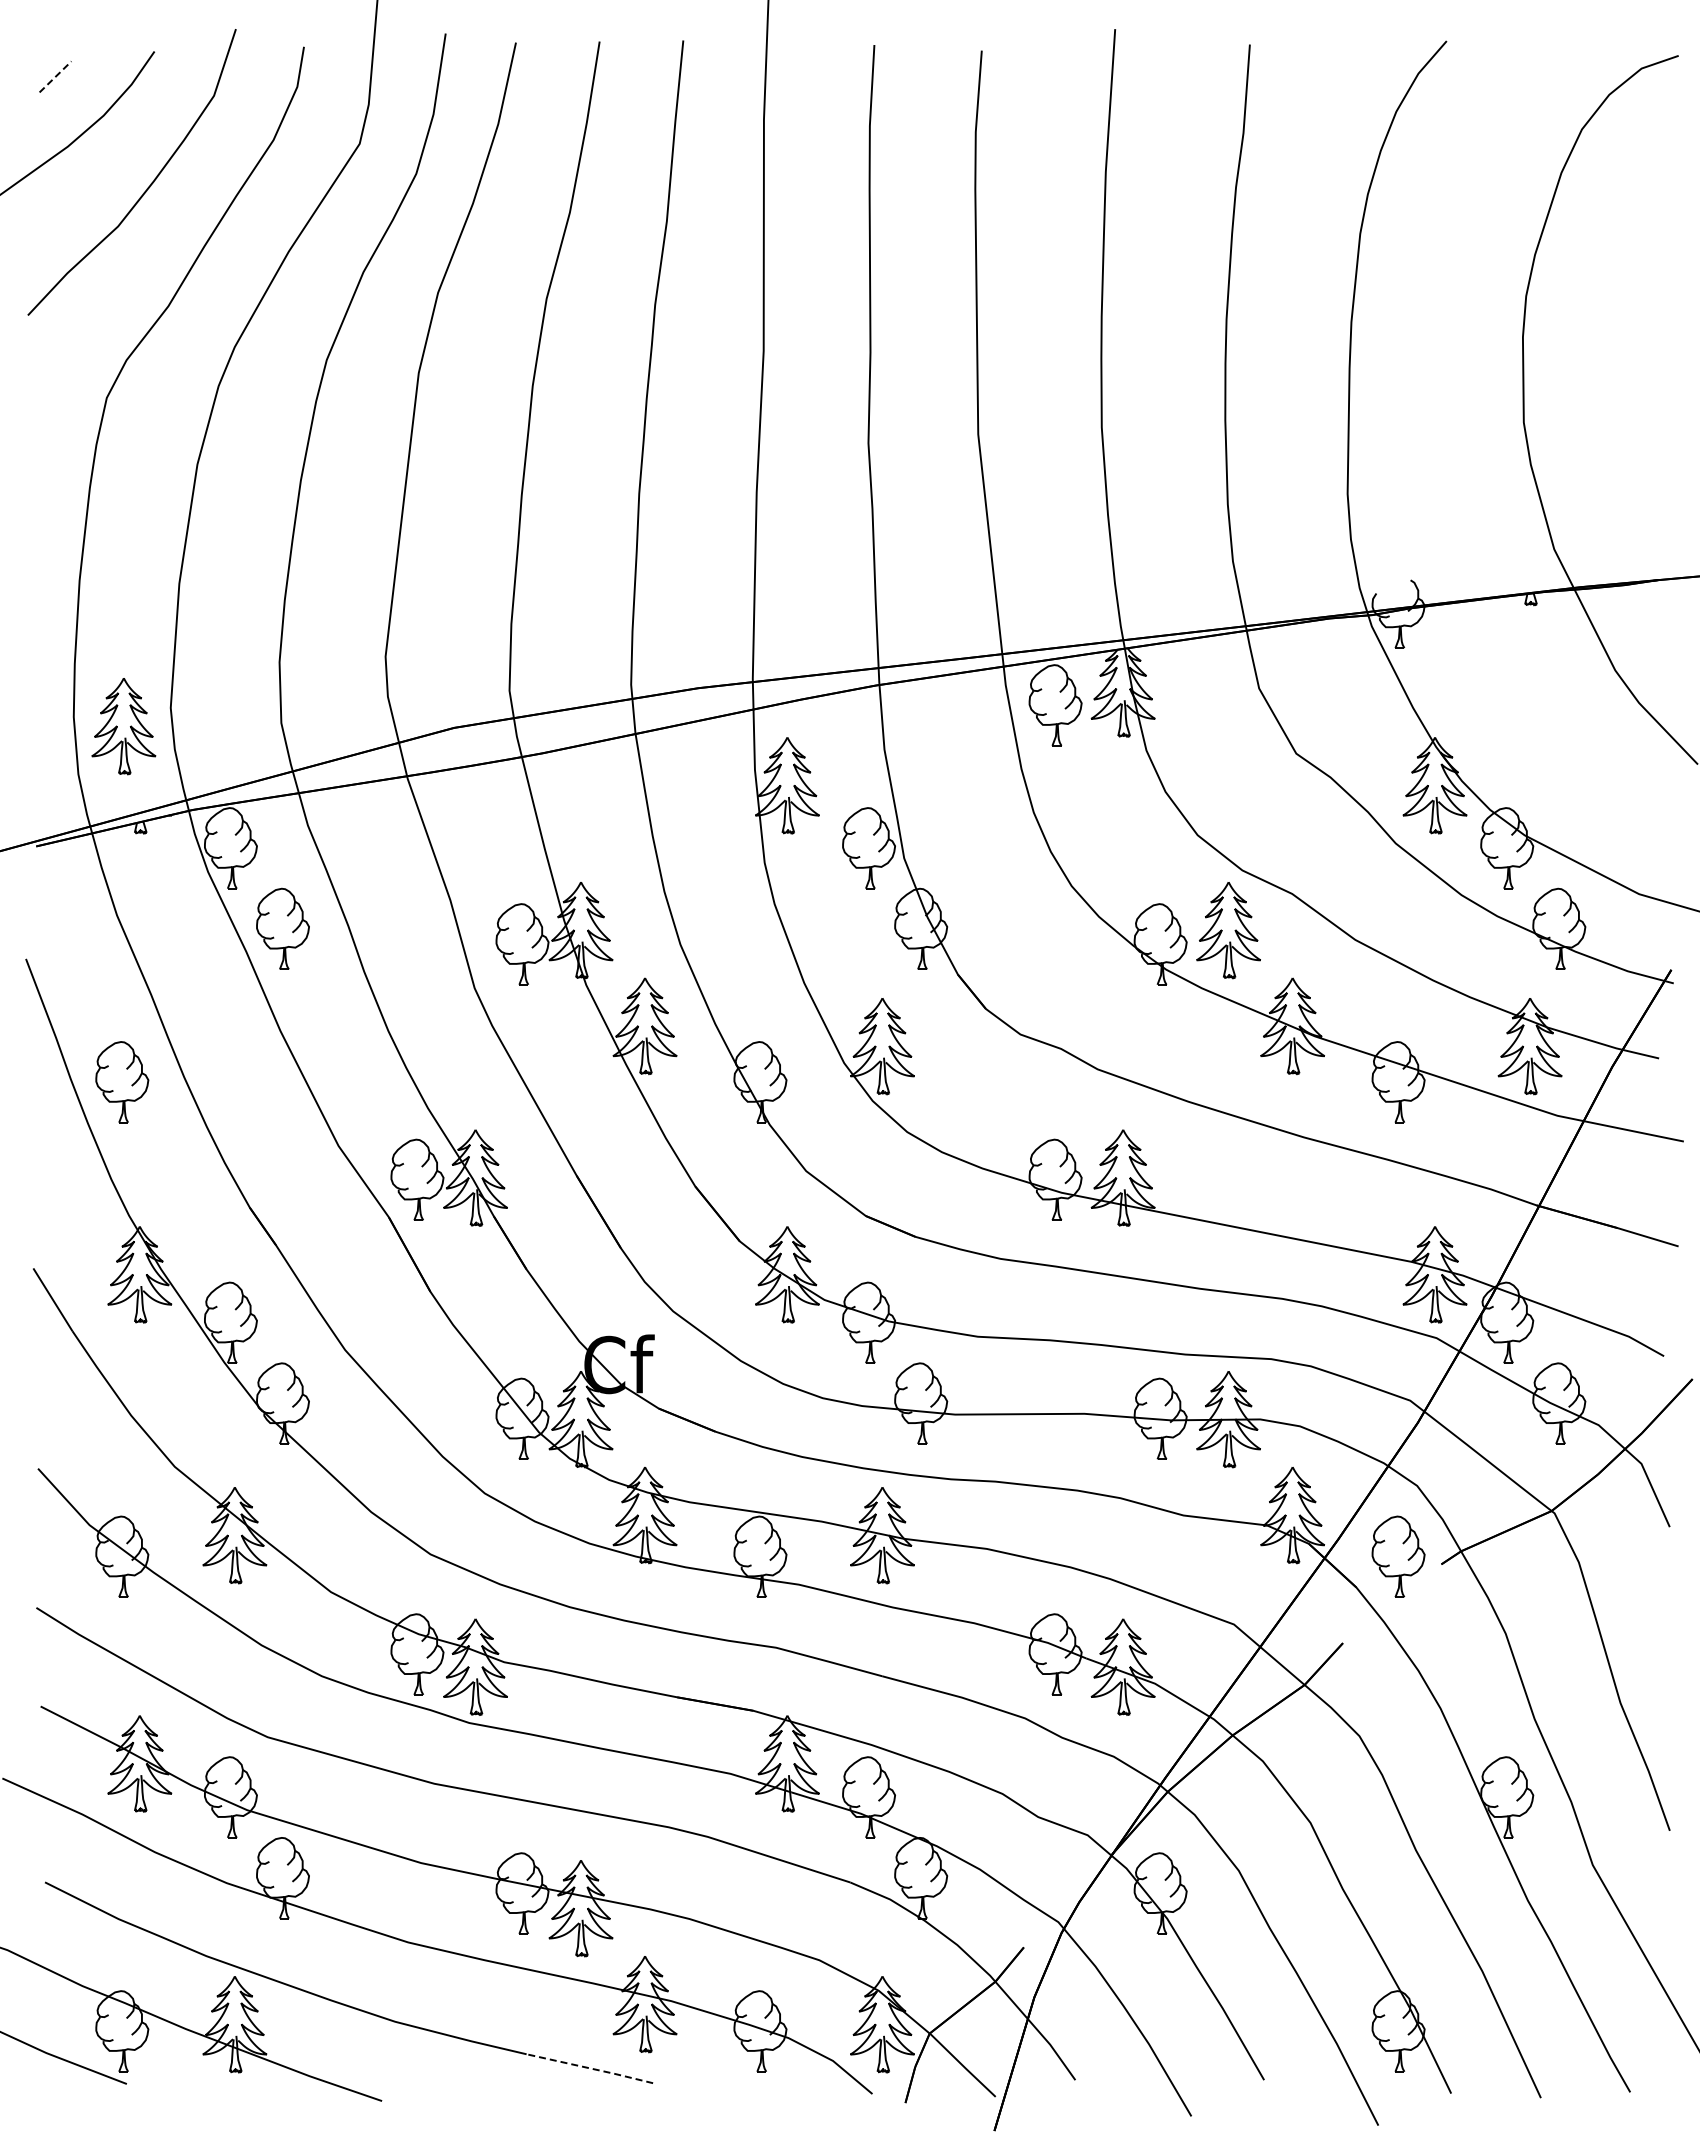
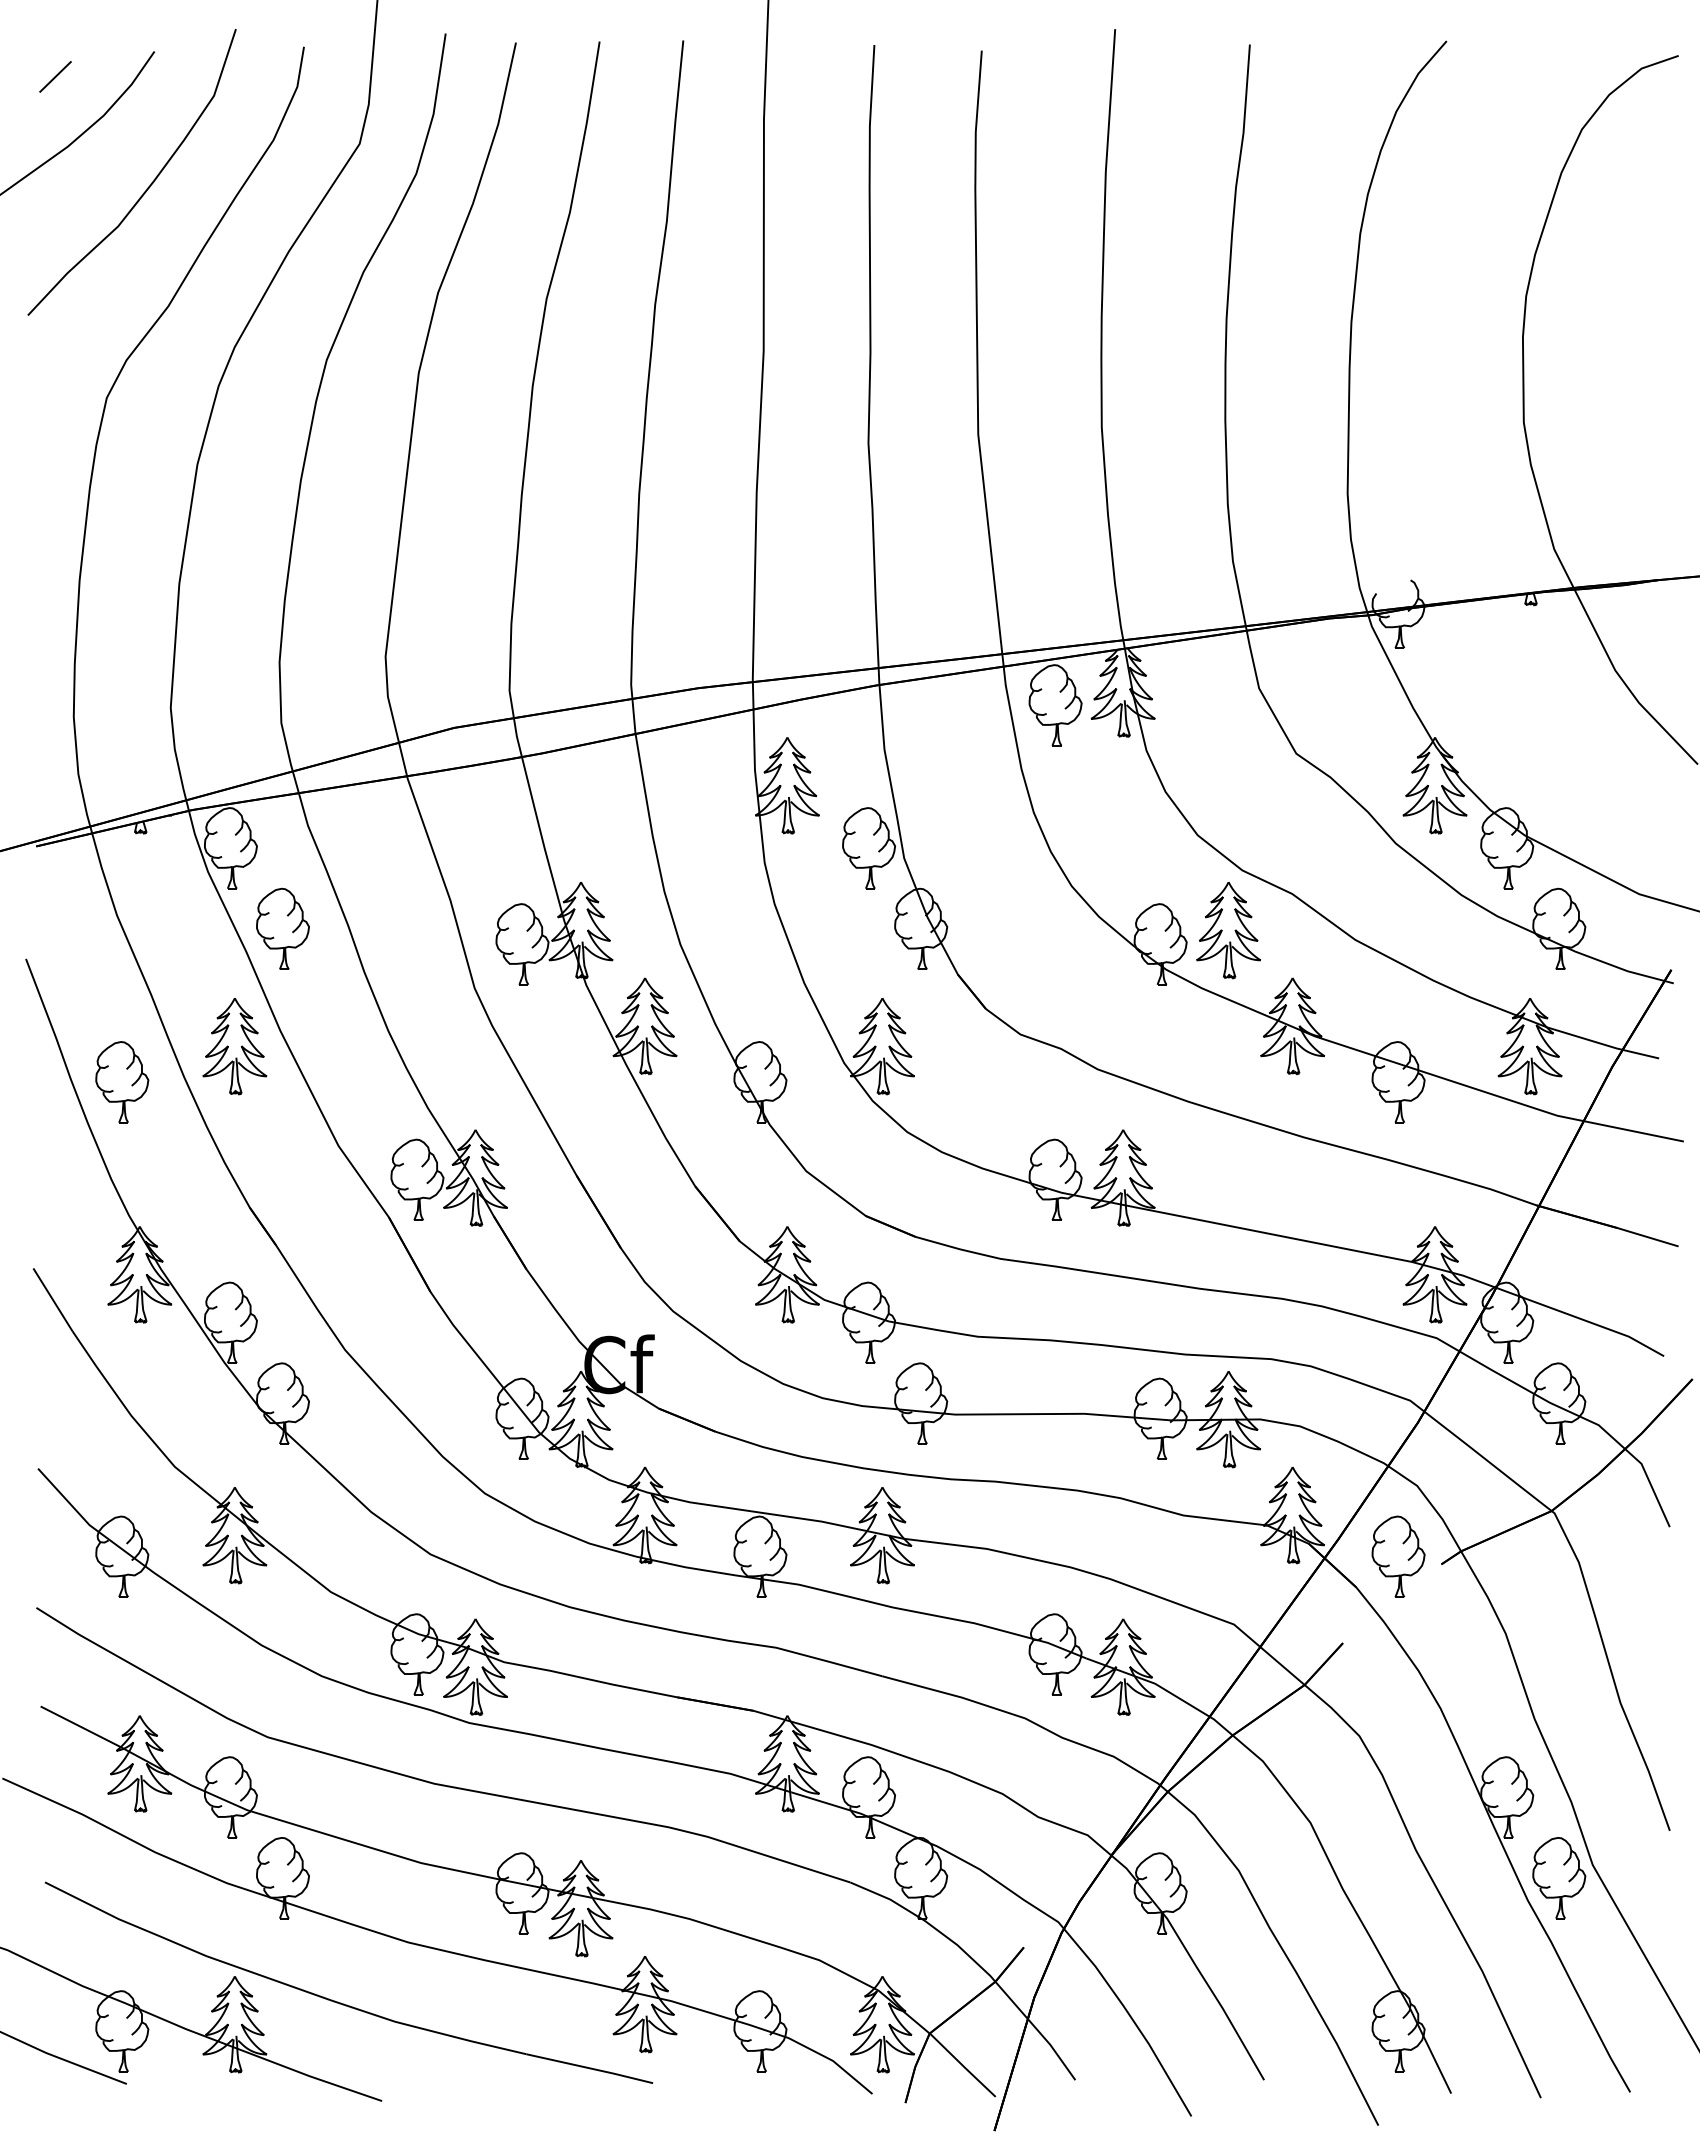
line: dashed -> solid (55, 76)
part position: (123, 726) -> (234, 1046) (234, 1046)
part: none -> present (1559, 1878)
line: dashed -> solid (590, 2068)
